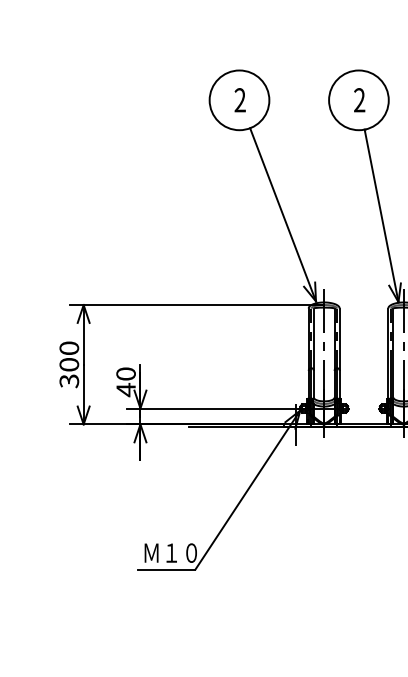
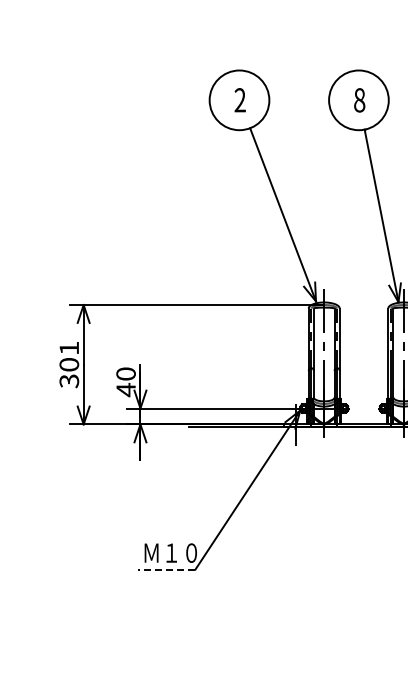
text: 2 -> 8 (359, 100)
text: 300 -> 301 (69, 347)
line: solid -> dashed (166, 569)
